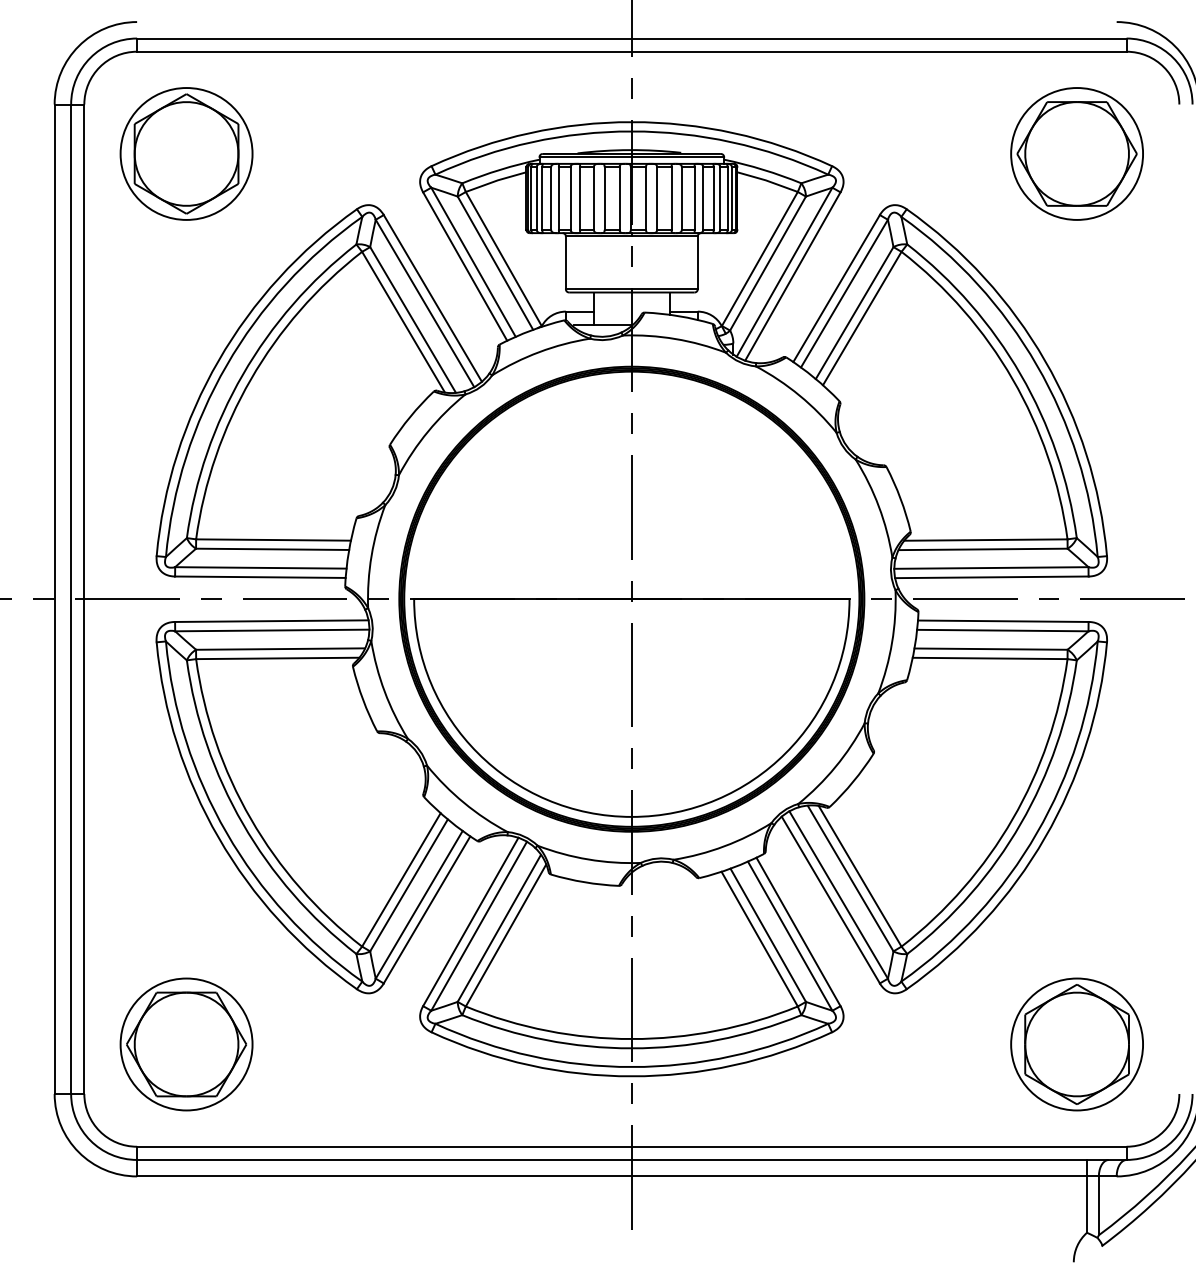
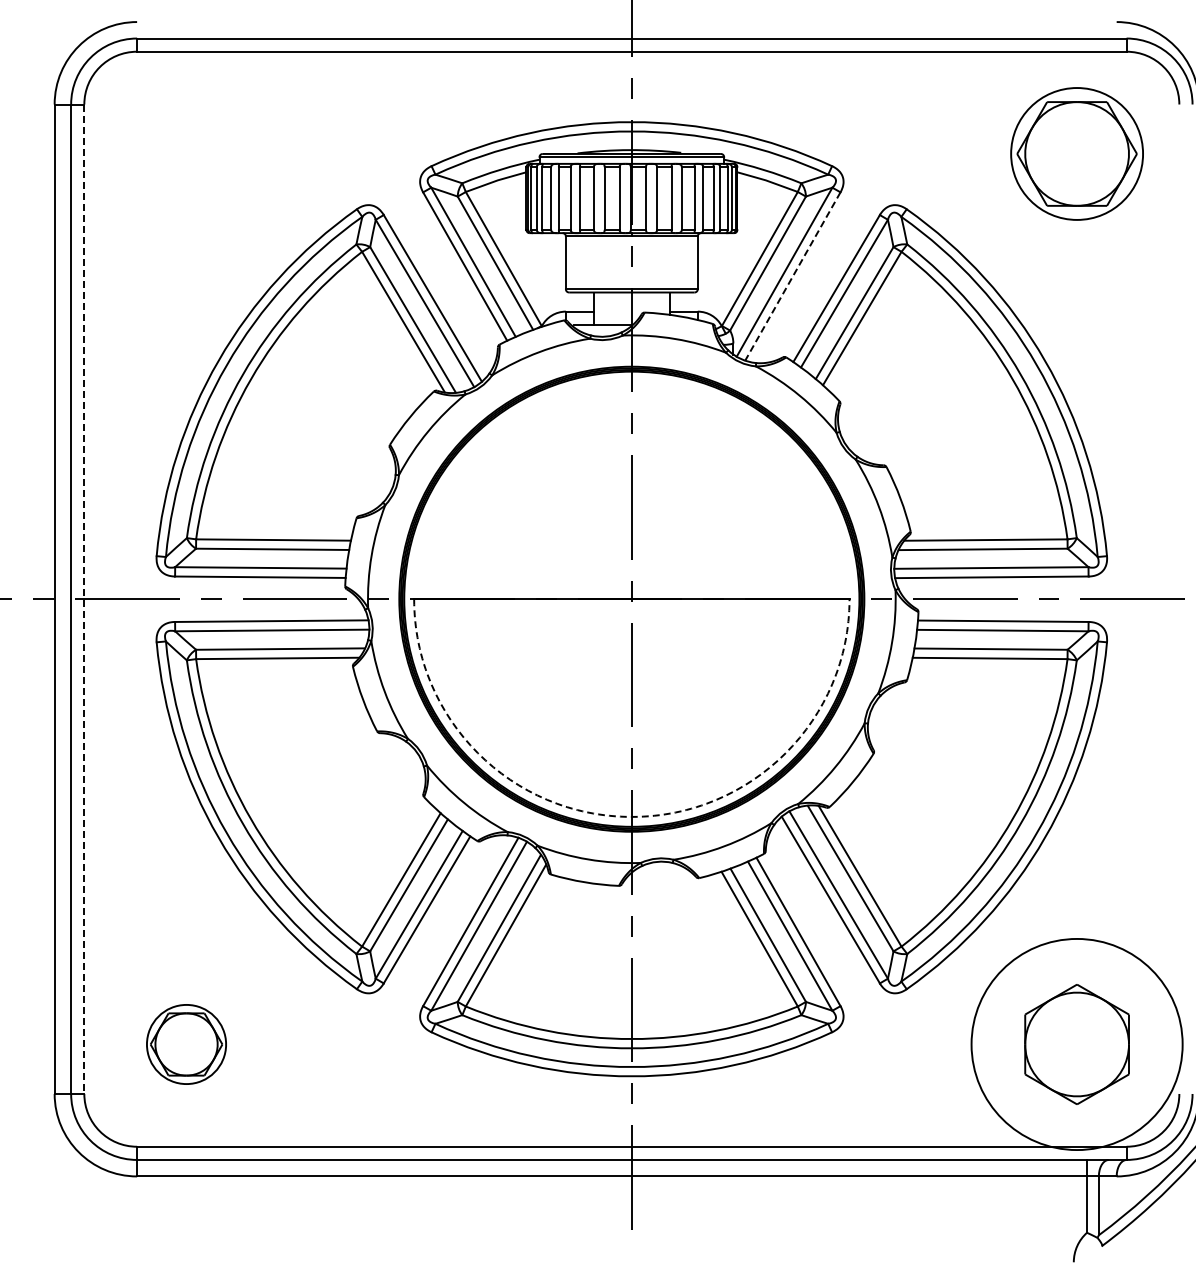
part: present -> none (186, 153)
line: solid -> dashed (792, 276)
line: solid -> dashed (84, 599)
arc: solid -> dashed (631, 816)
part size: 135x135 px -> 81x81 px (186, 1044)
circle diameter: 132 px -> 211 px (1076, 1044)
